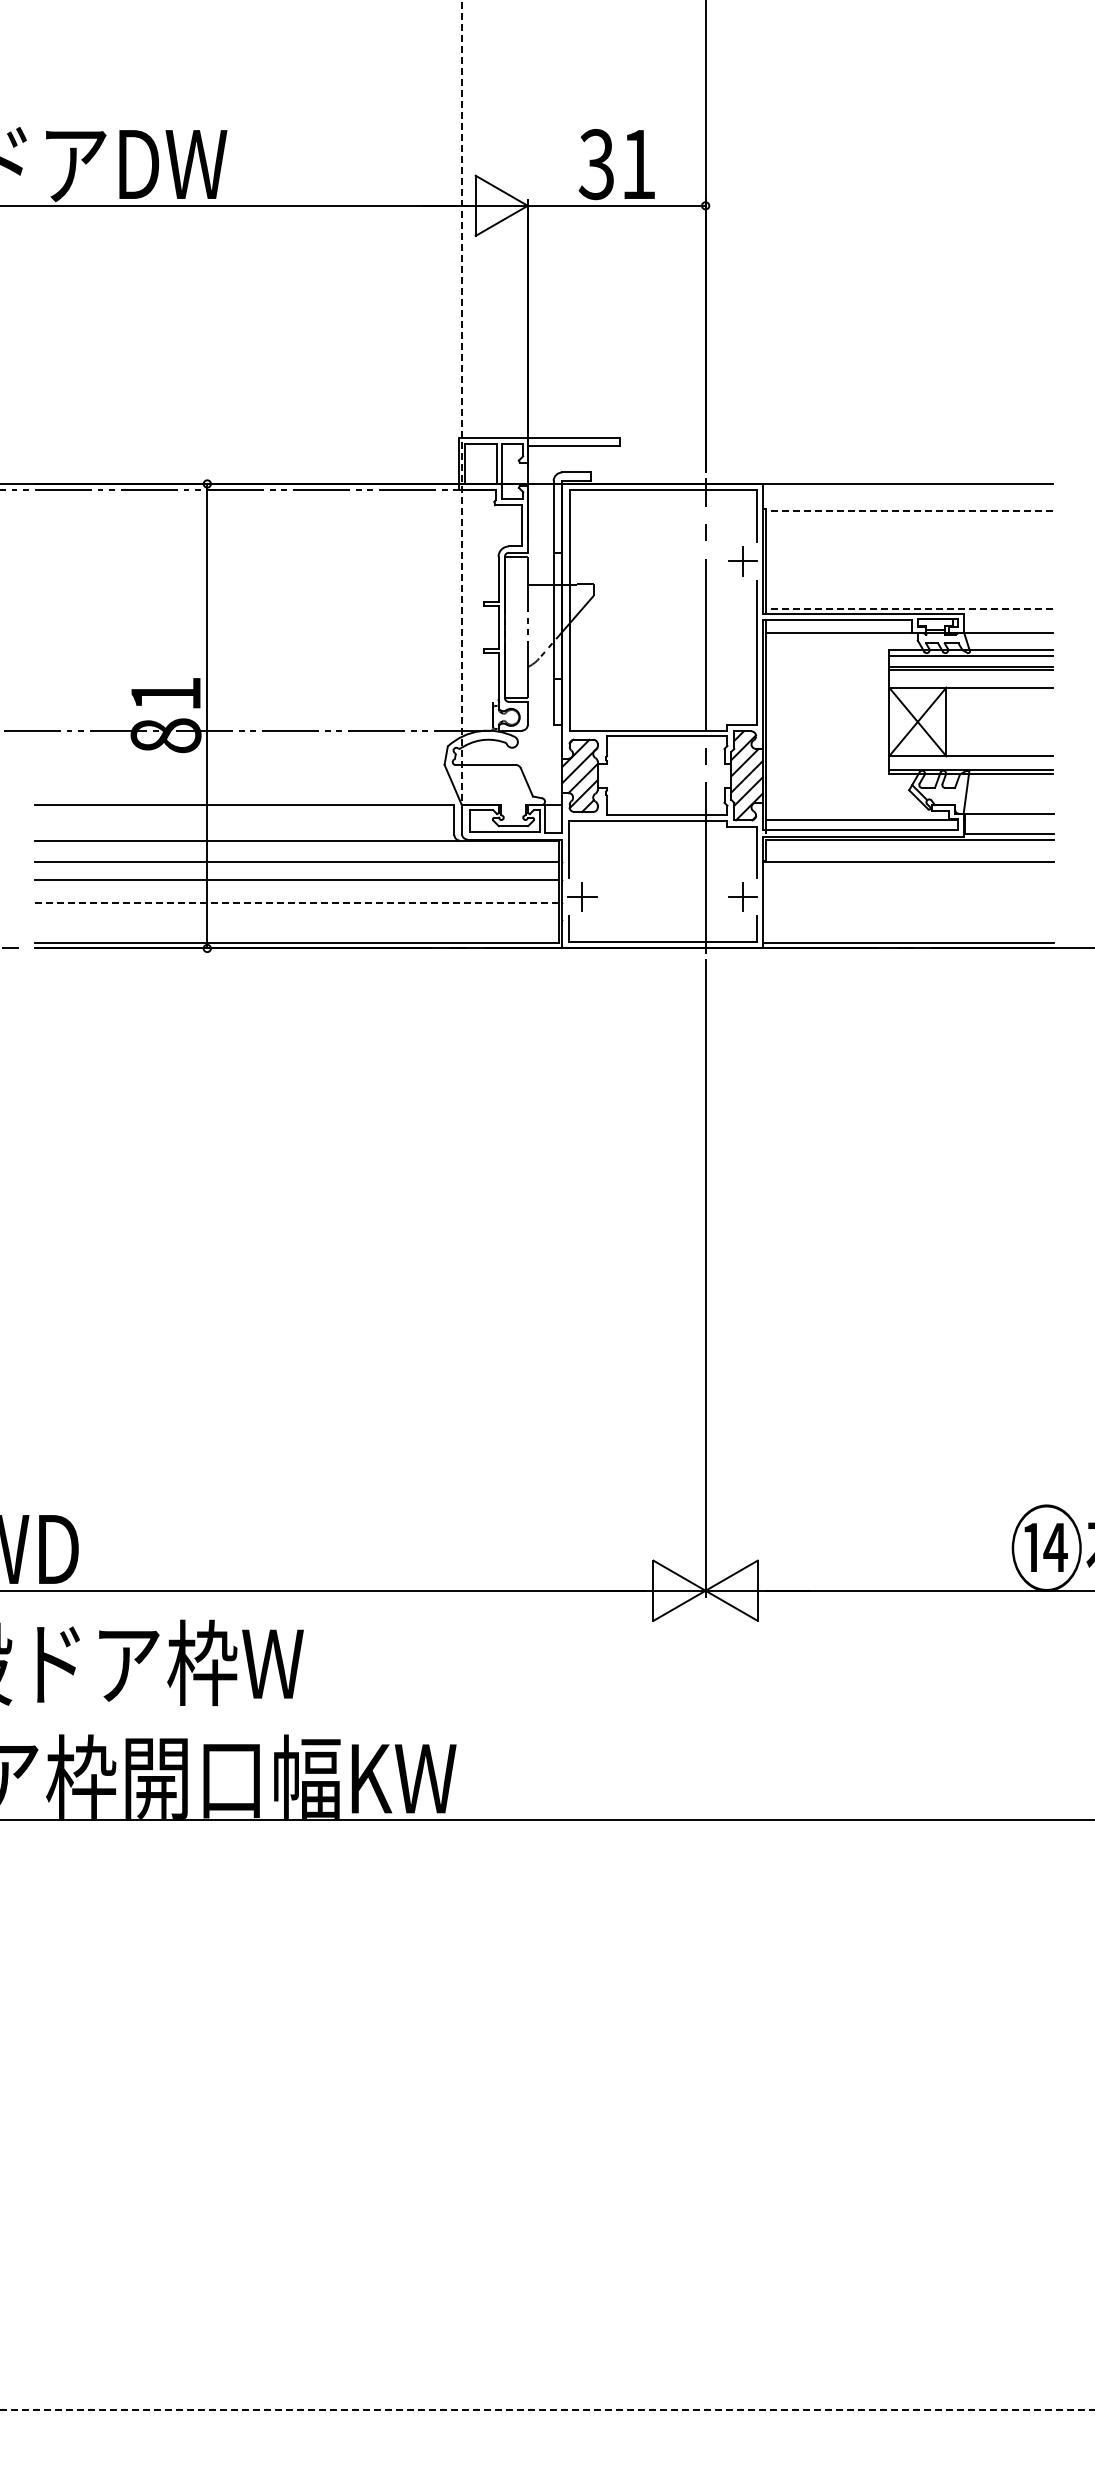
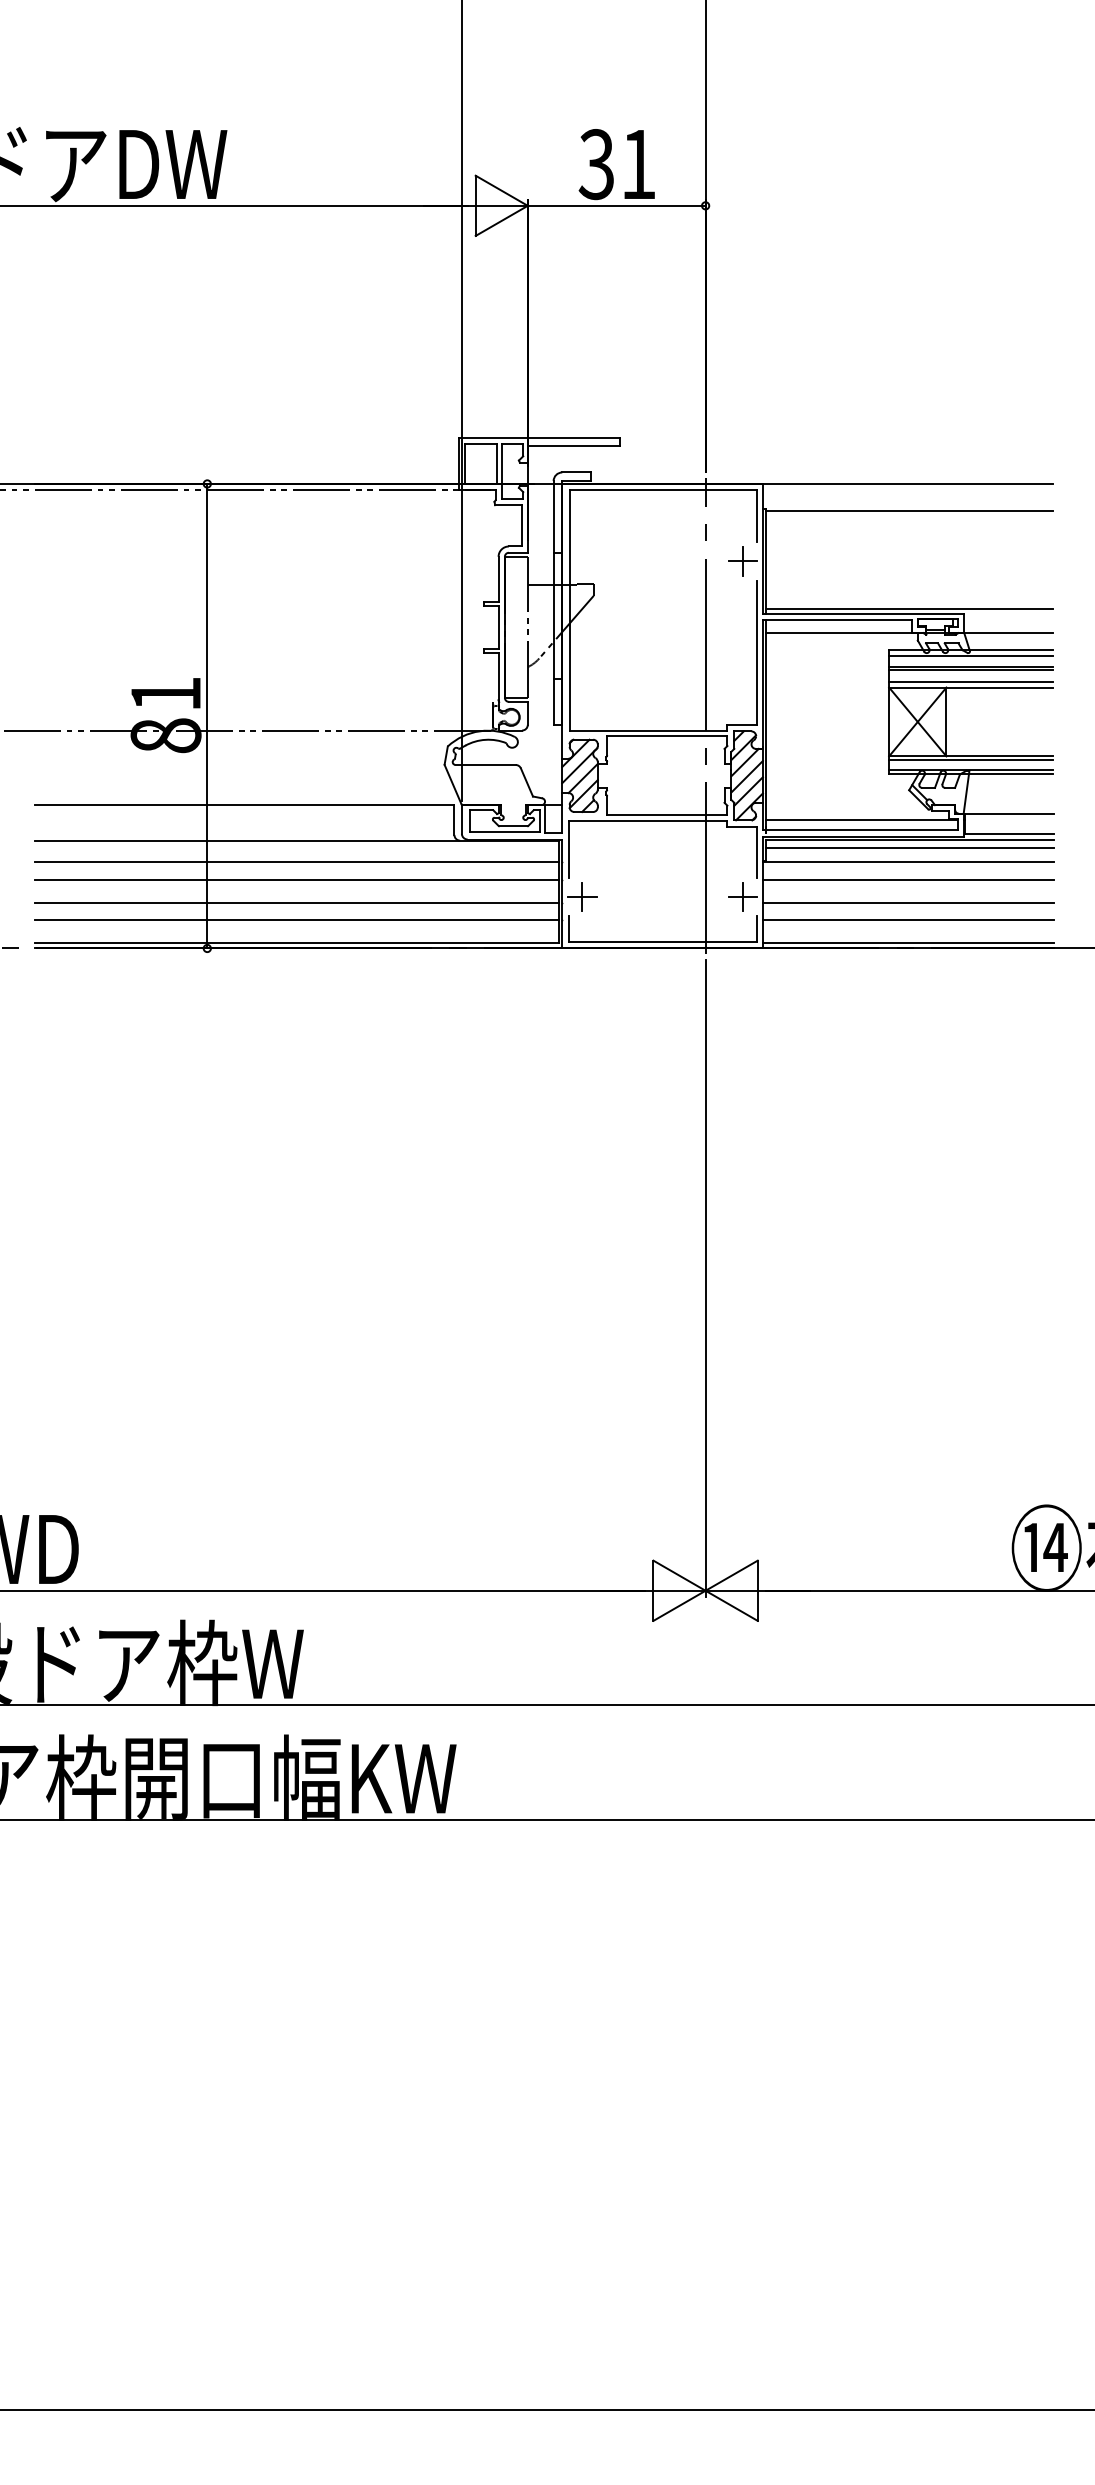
line: dashed -> solid (461, 400)
line: dashed -> solid (908, 511)
line: dashed -> solid (908, 608)
line: none -> present (970, 681)
line: none -> present (970, 760)
line: none -> present (909, 848)
line: none -> present (907, 879)
line: dashed -> solid (296, 902)
line: none -> present (907, 902)
line: none -> present (296, 919)
line: none -> present (907, 919)
line: none -> present (546, 1705)
line: dashed -> solid (547, 2410)
